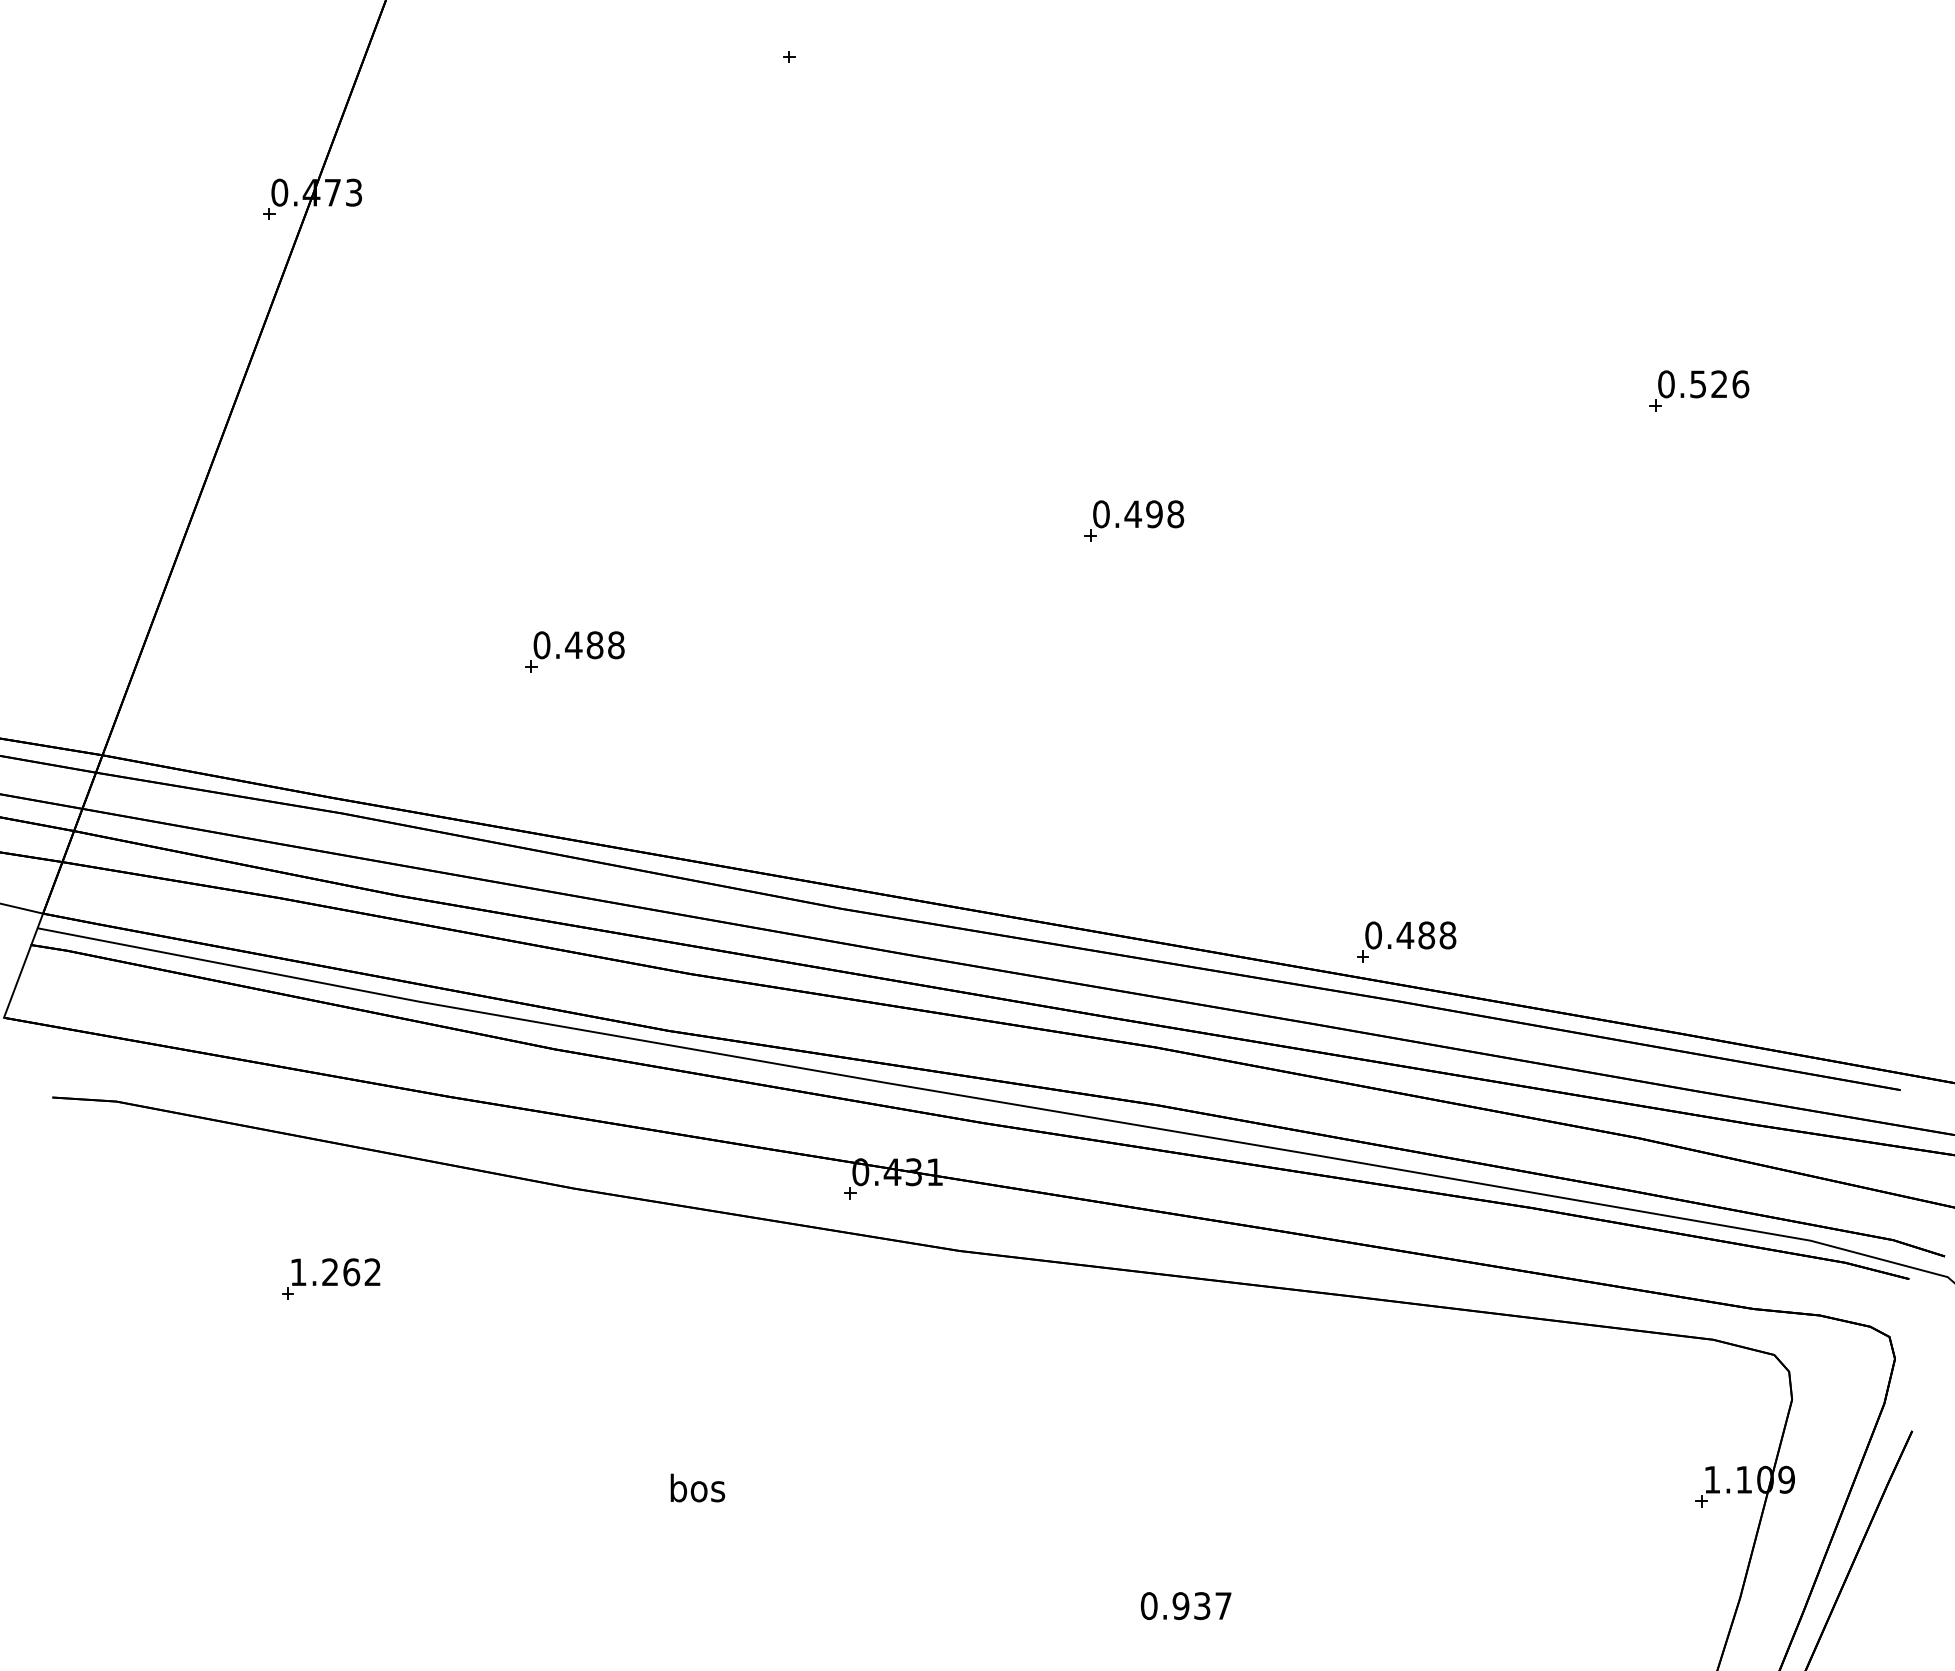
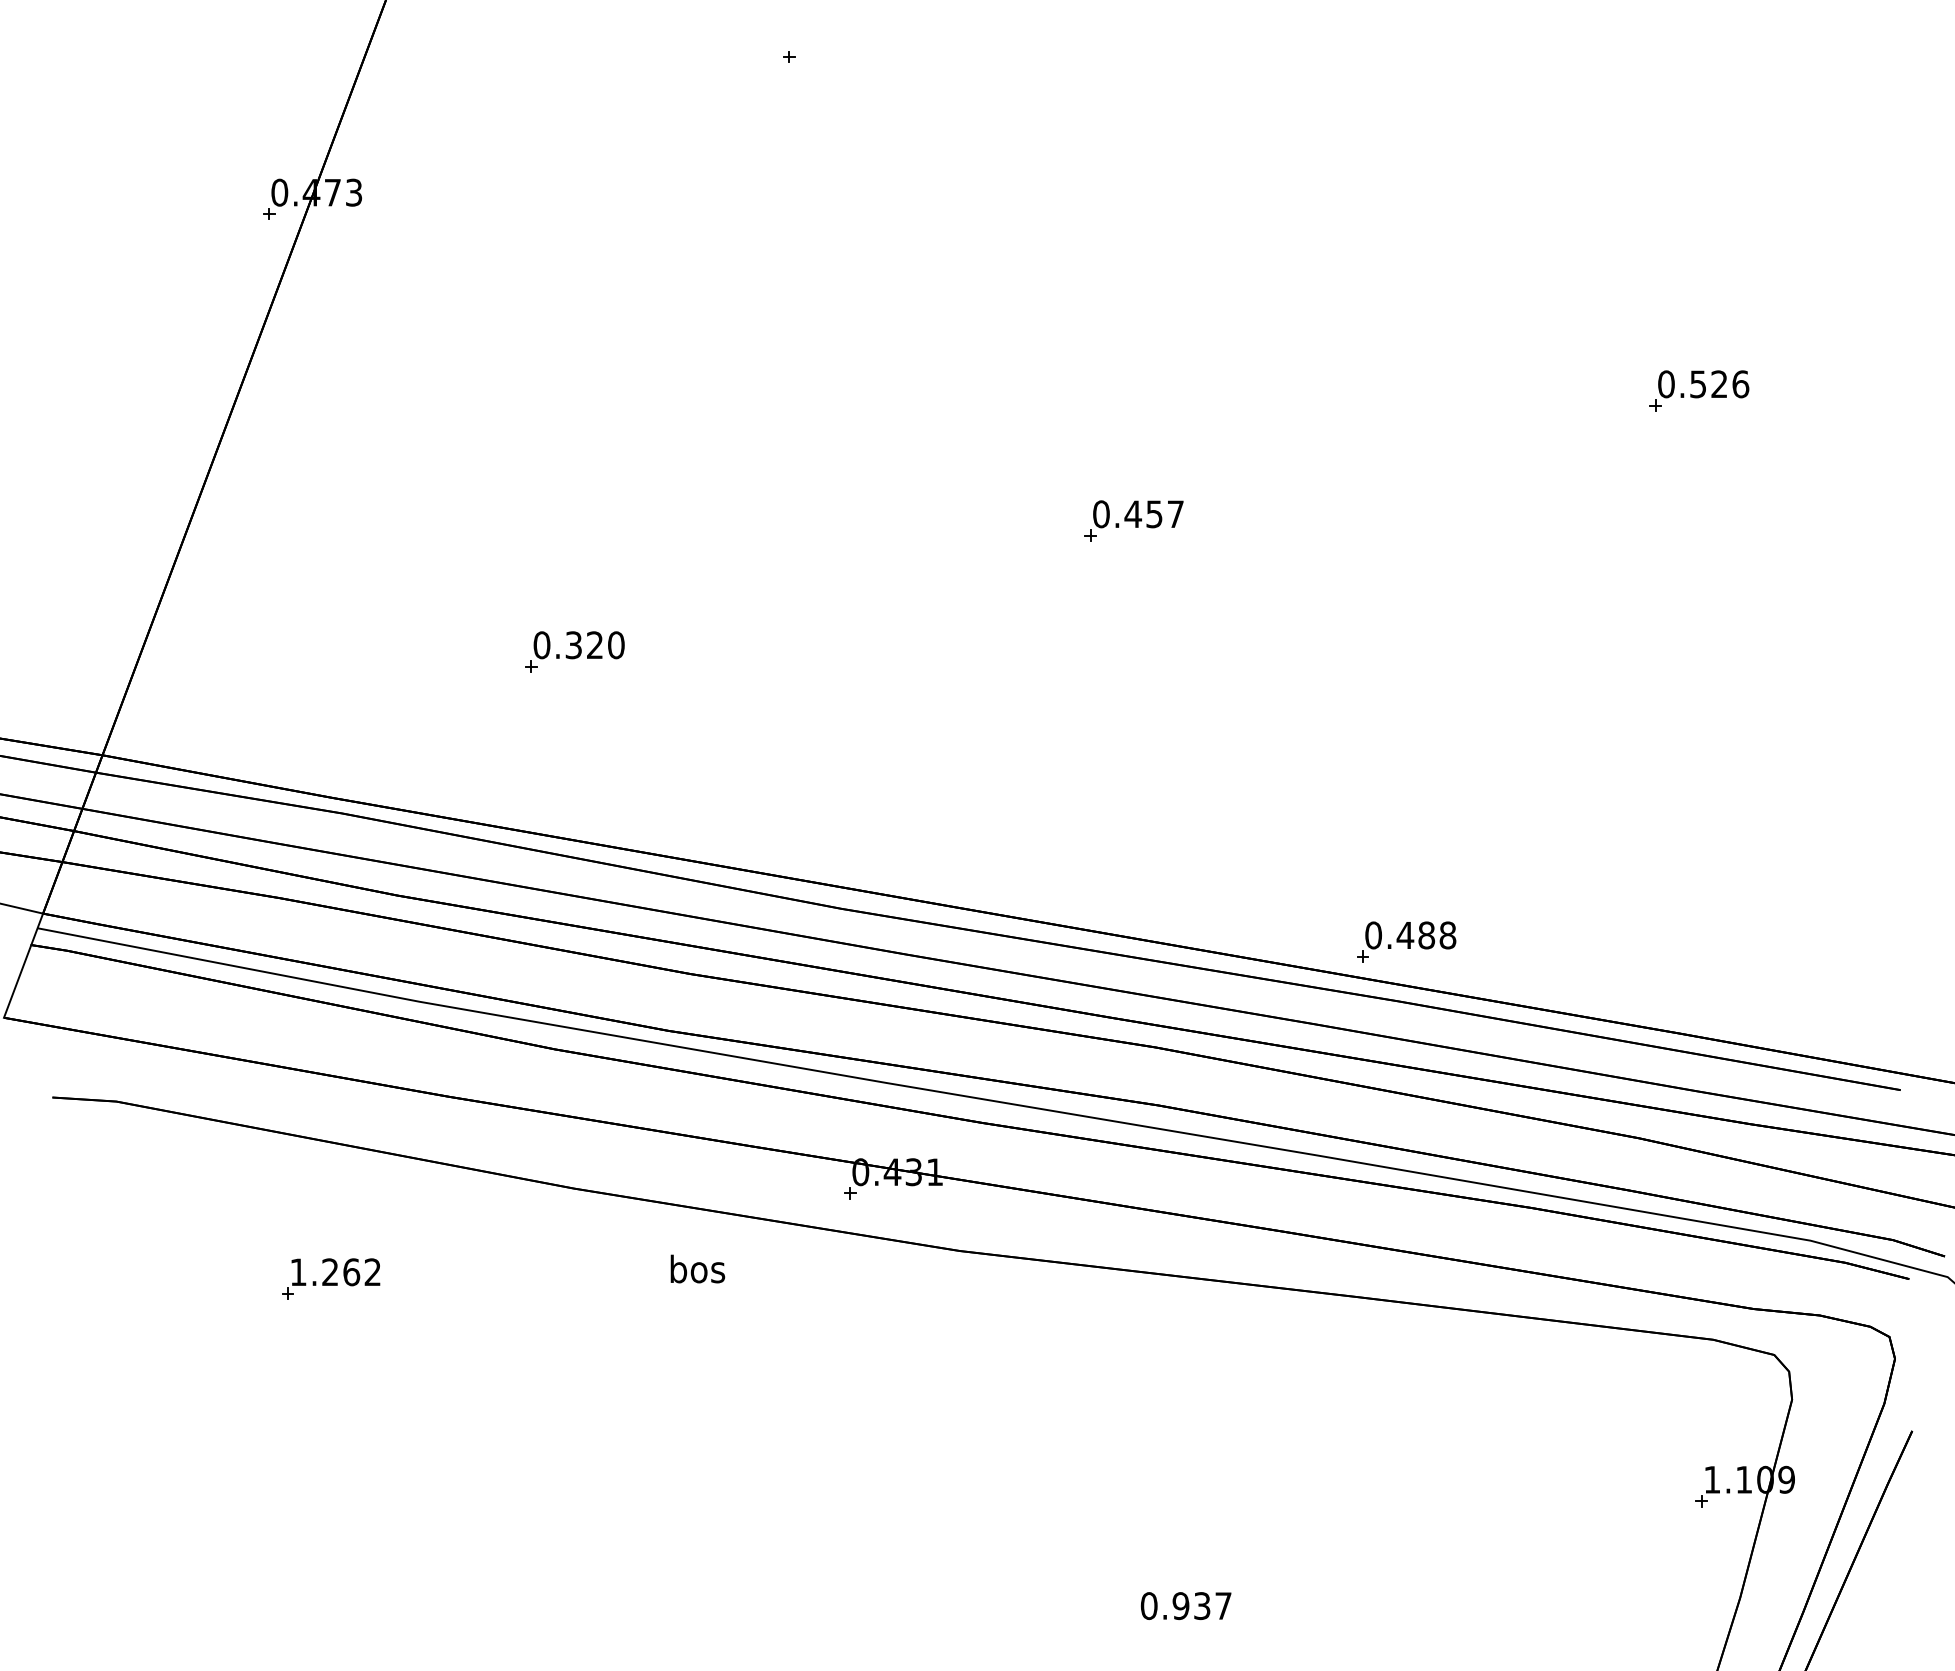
text: 0.498 -> 0.457 (1165, 514)
text: 0.488 -> 0.320 (594, 645)
text position: (697, 1487) -> (697, 1268) (697, 1268)
